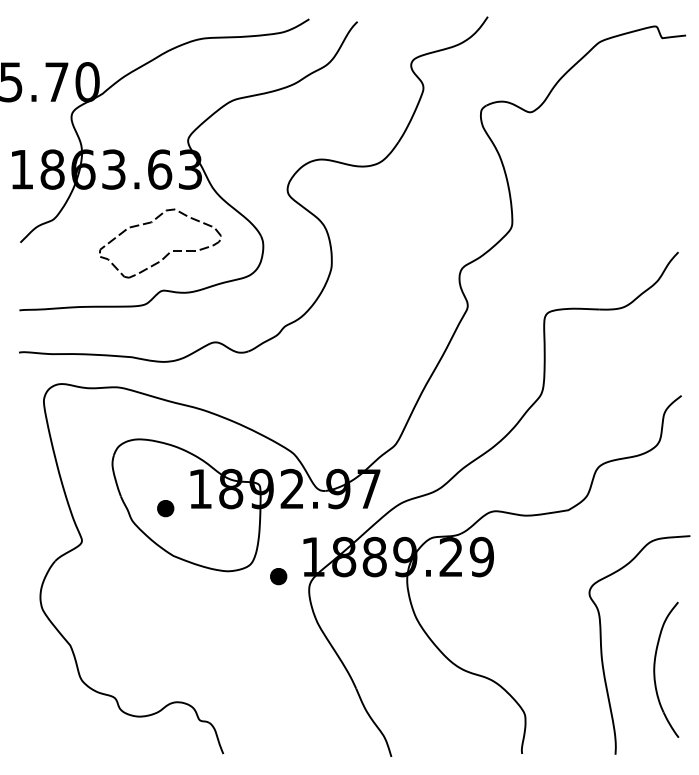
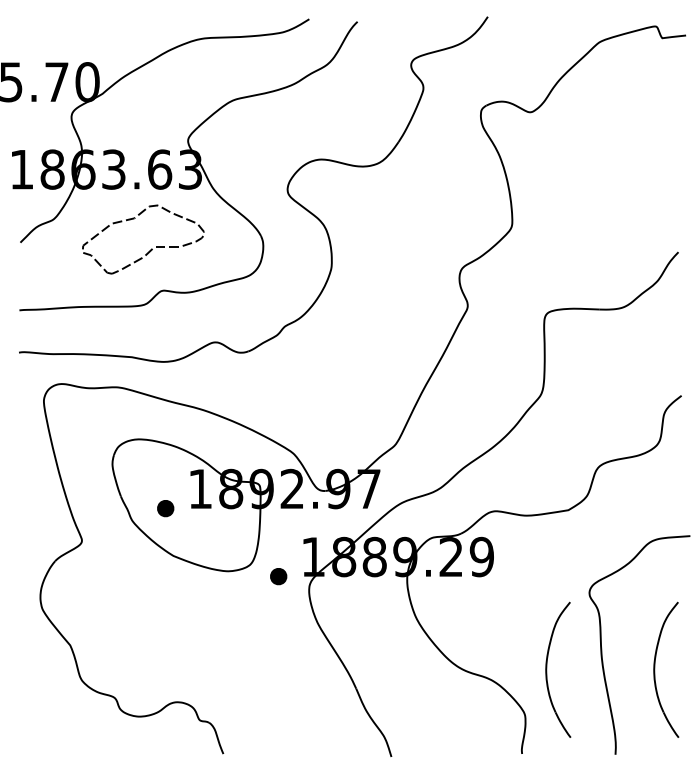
part position: (168, 252) -> (151, 248) (151, 248)
part: none -> present (547, 669)
